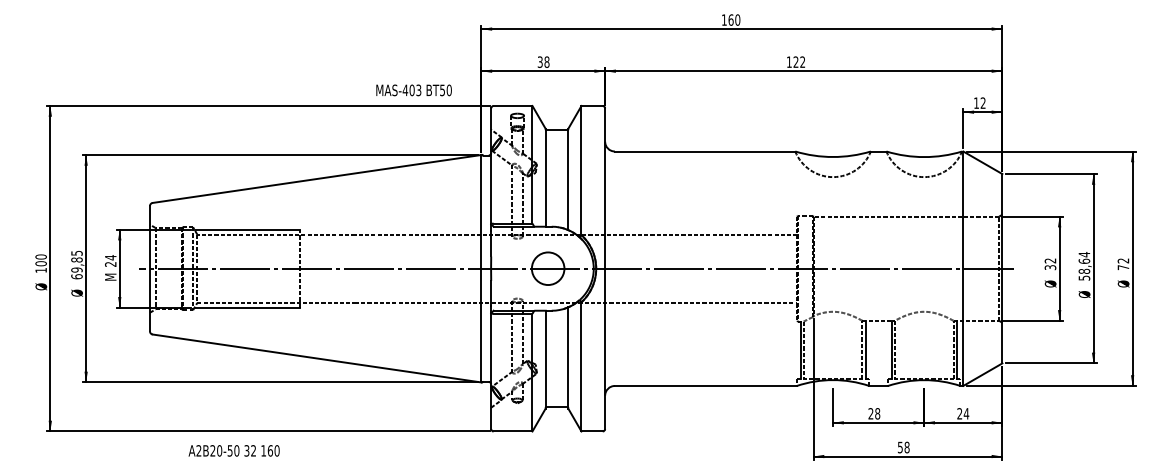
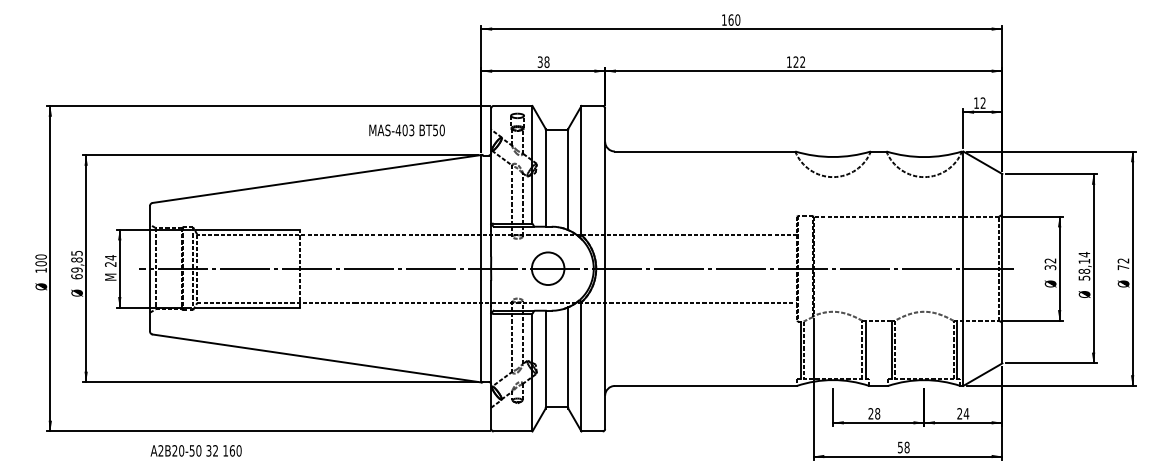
text position: (413, 90) -> (406, 130) (406, 130)
text: 58,64 -> 58,14 (1084, 260)
text position: (233, 450) -> (195, 450) (195, 450)
